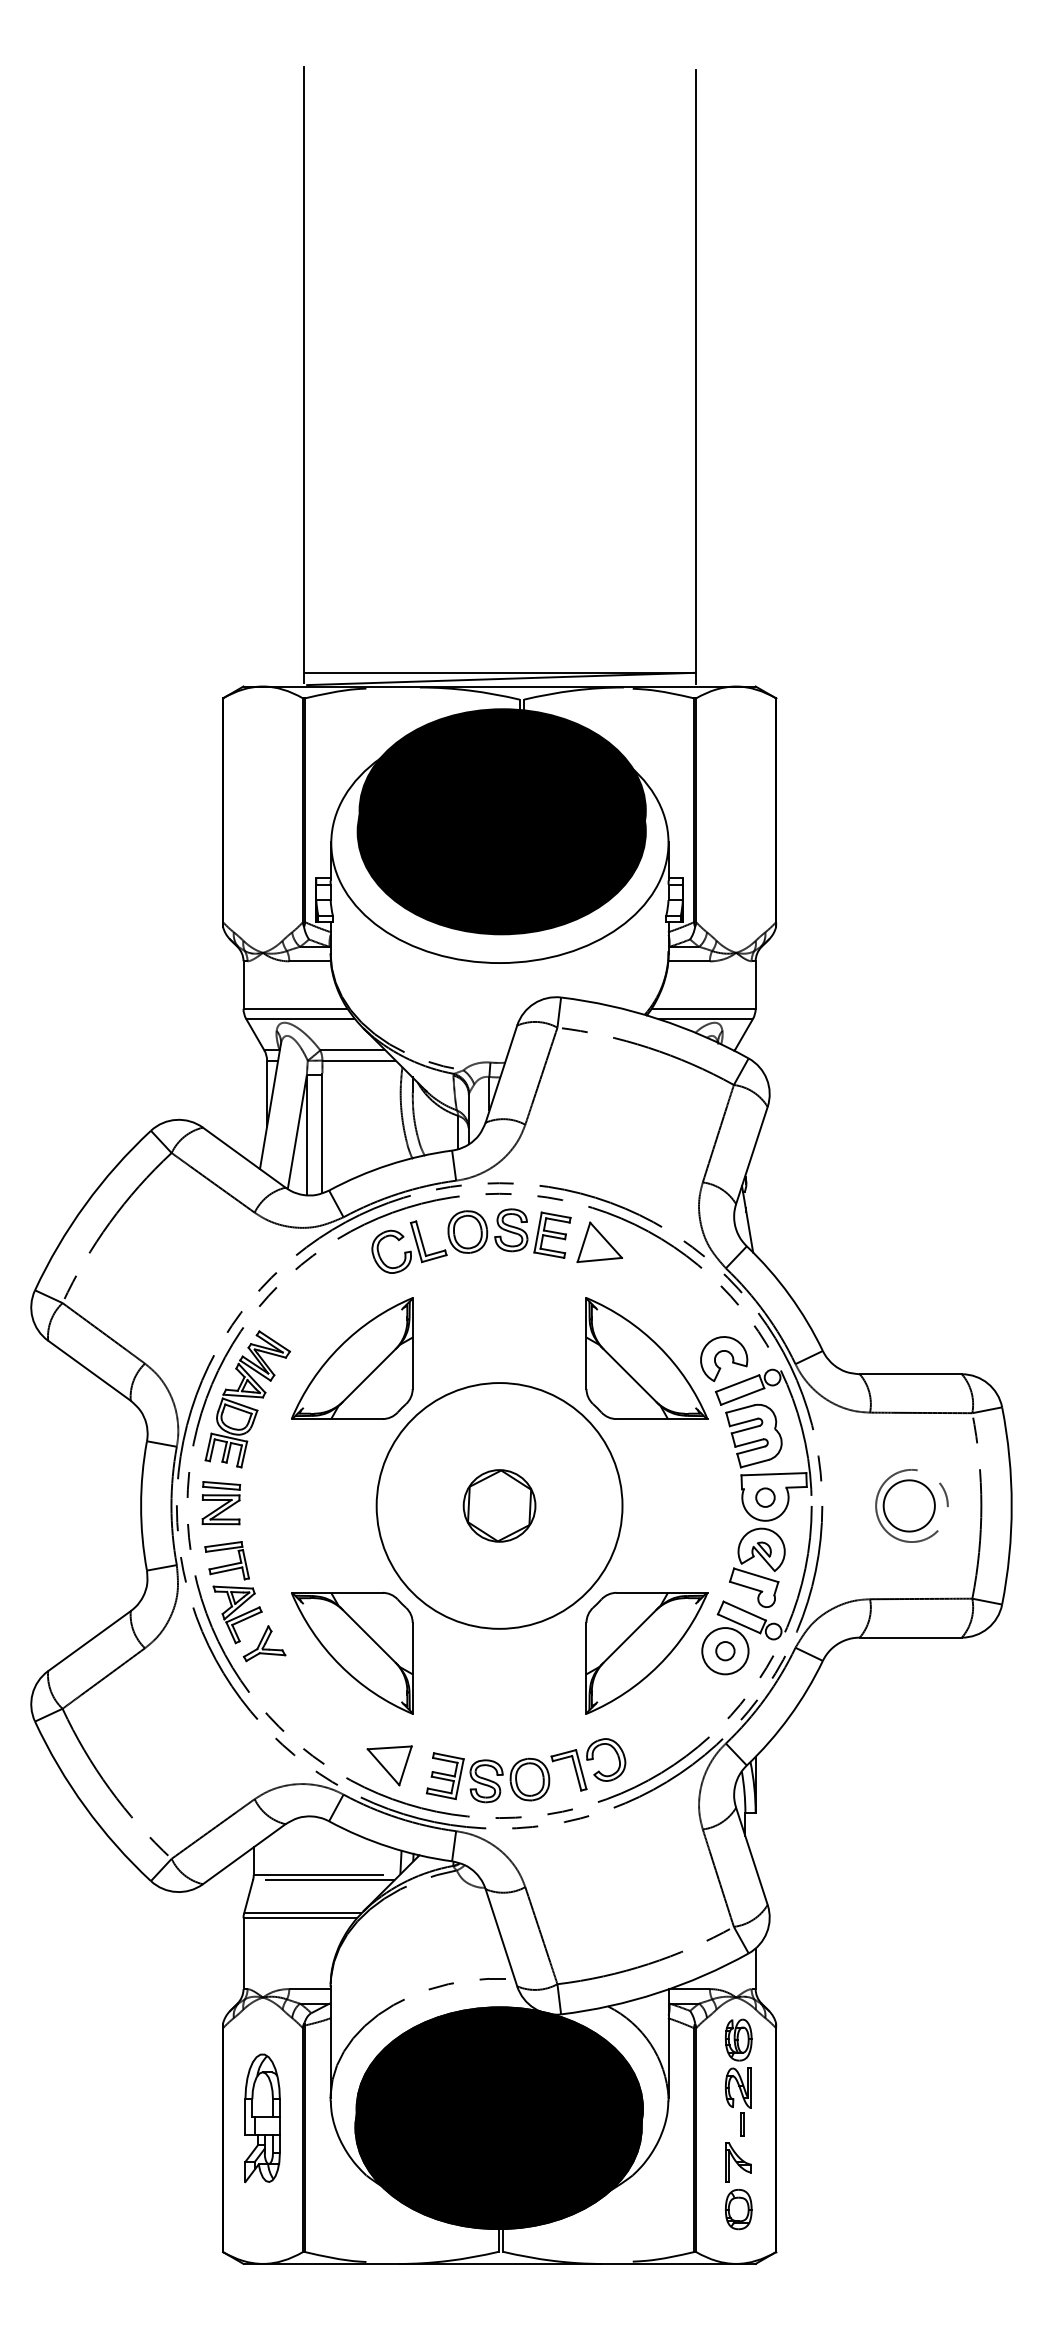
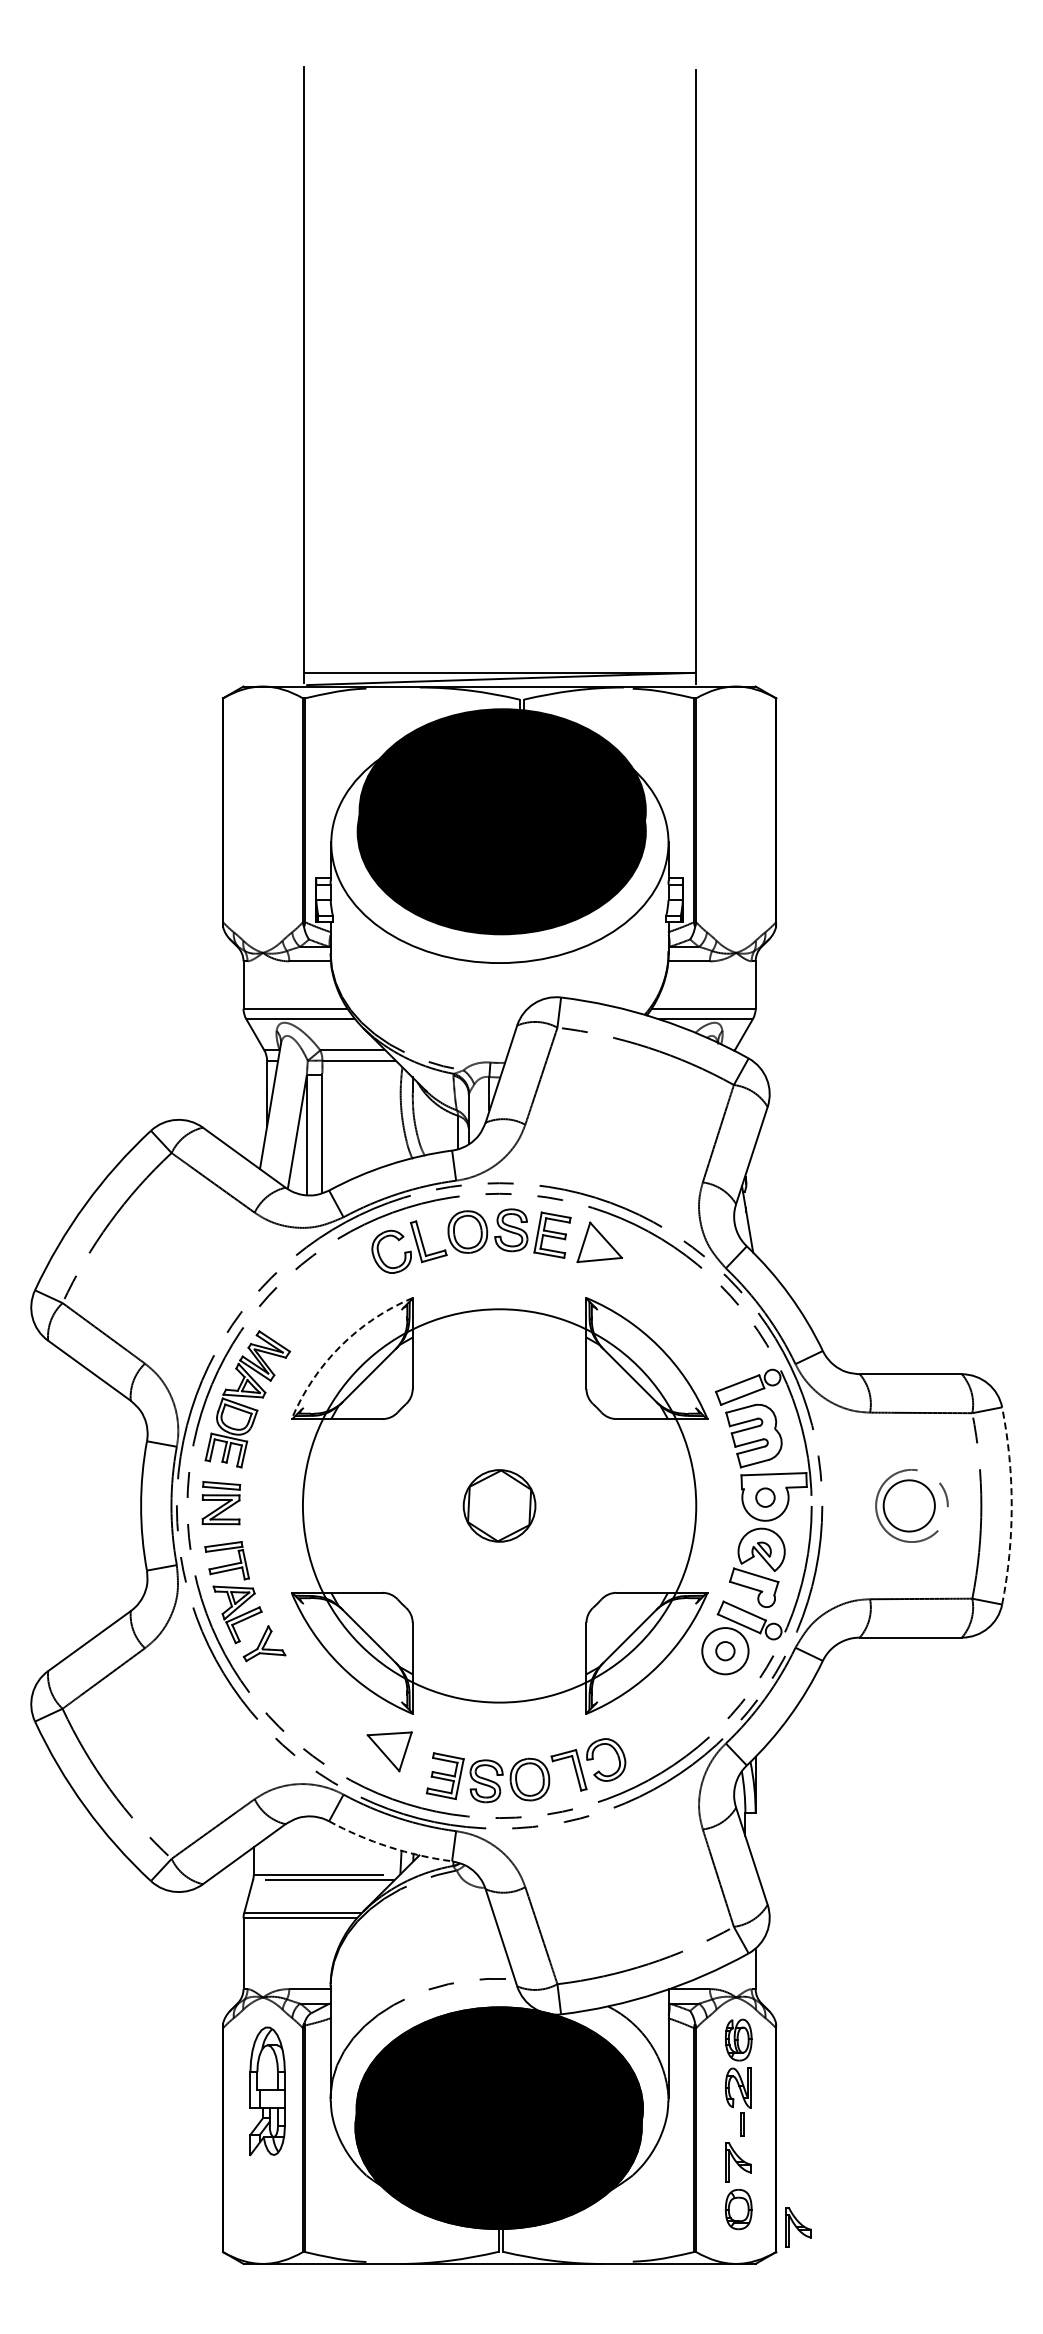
arc: solid -> dashed (340, 1346)
part: present -> none (728, 1353)
circle diameter: 246 px -> 393 px (499, 1505)
arc: solid -> dashed (1011, 1505)
part position: (389, 1765) -> (389, 1751) (389, 1751)
arc: solid -> dashed (388, 1846)
part position: (262, 2118) -> (267, 2091) (267, 2091)
part: none -> present (798, 2227)
